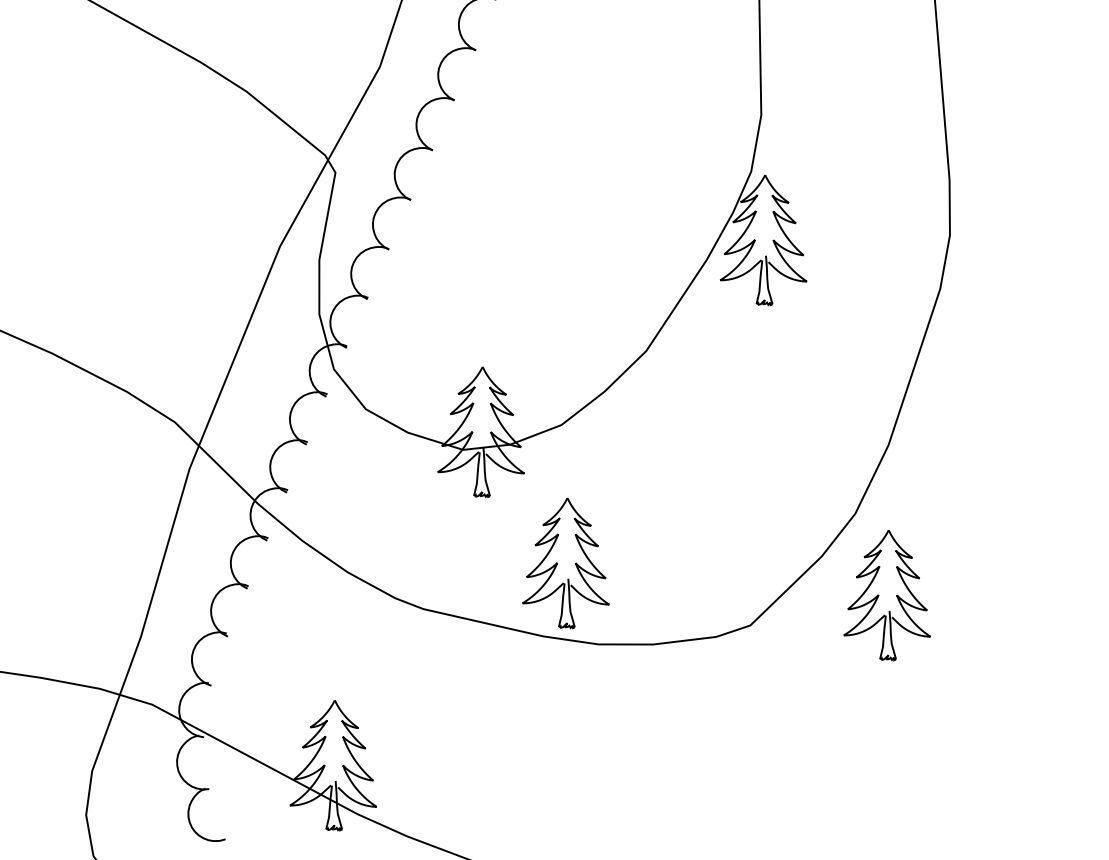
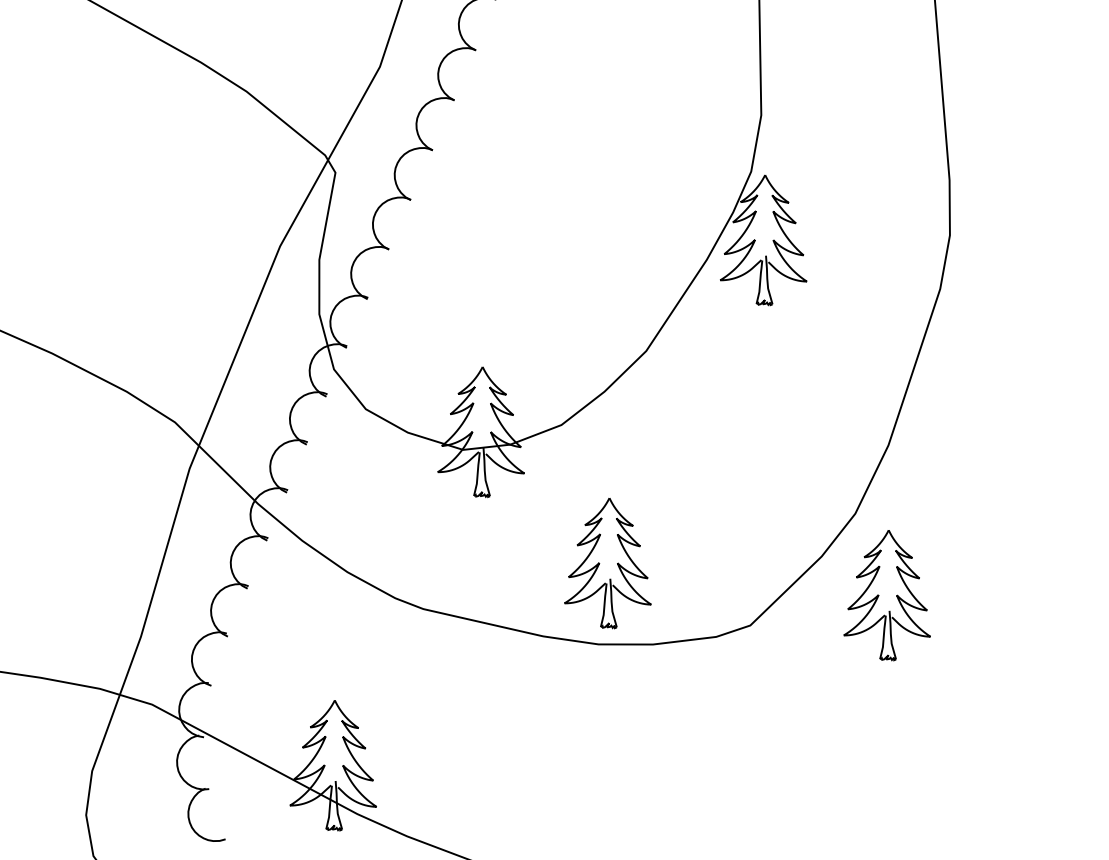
part position: (565, 563) -> (607, 563) (607, 563)
